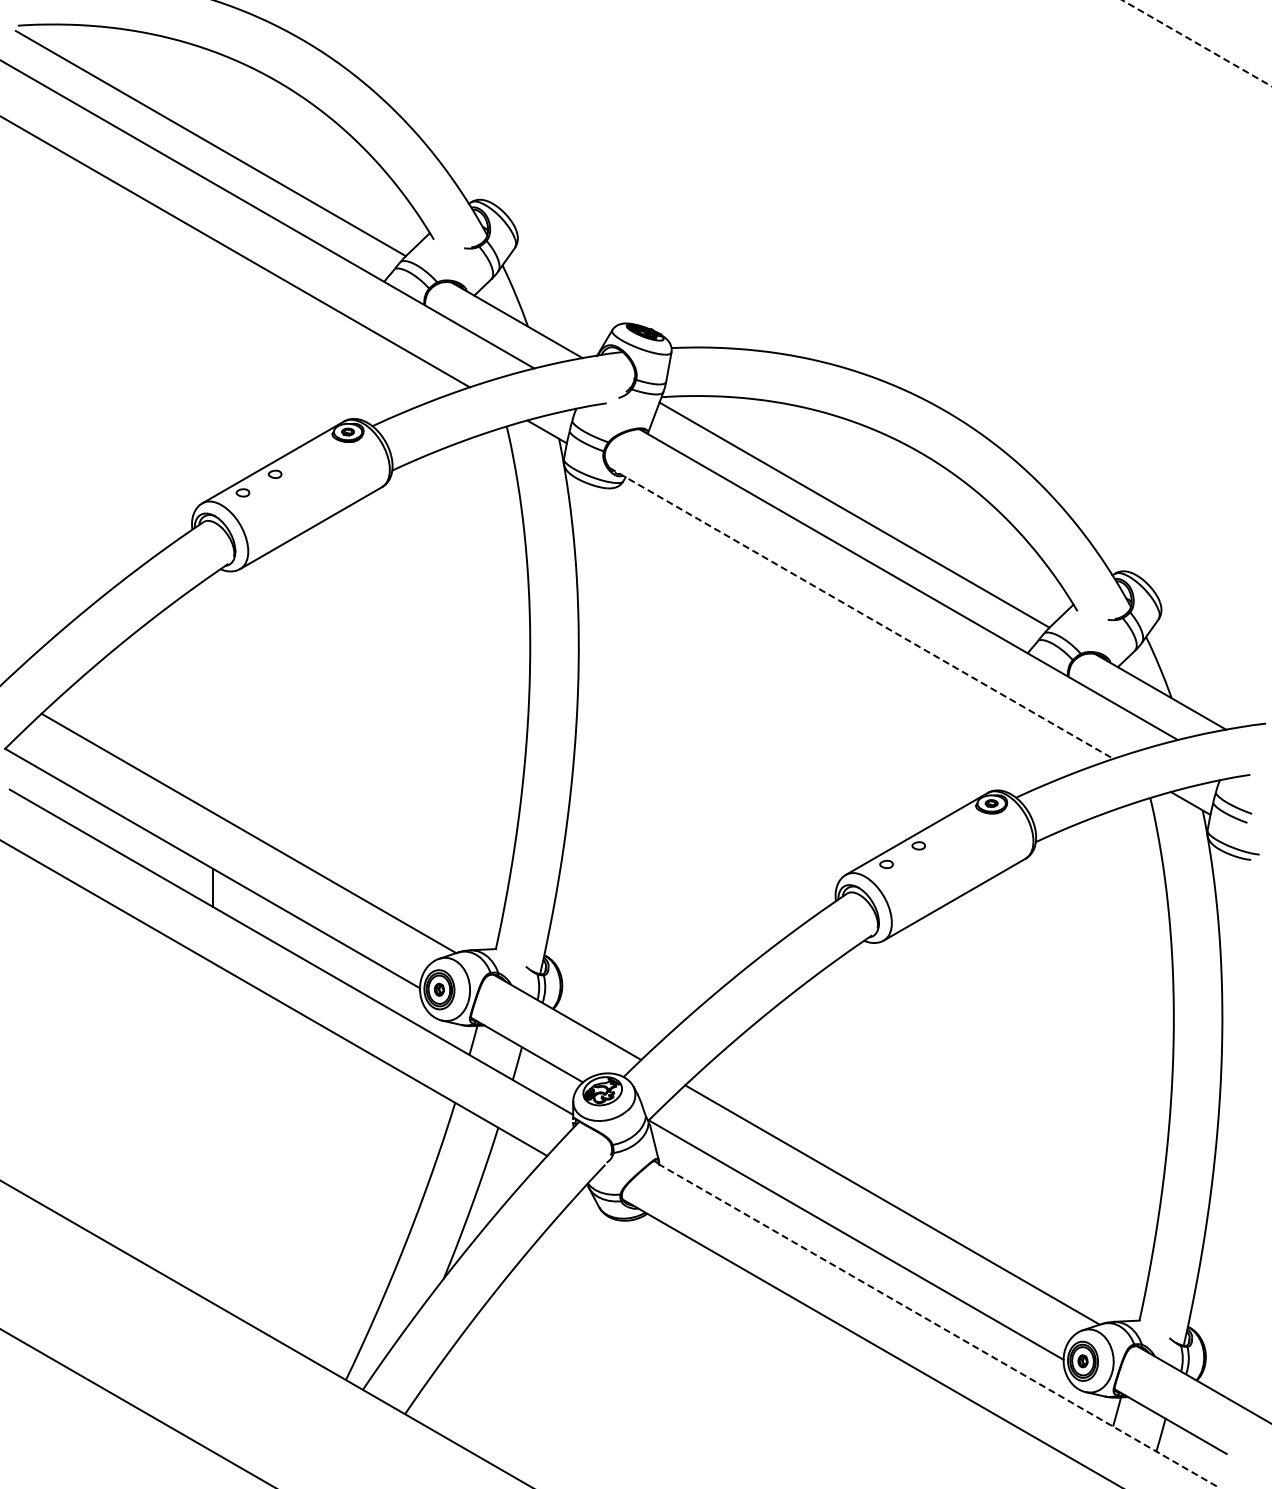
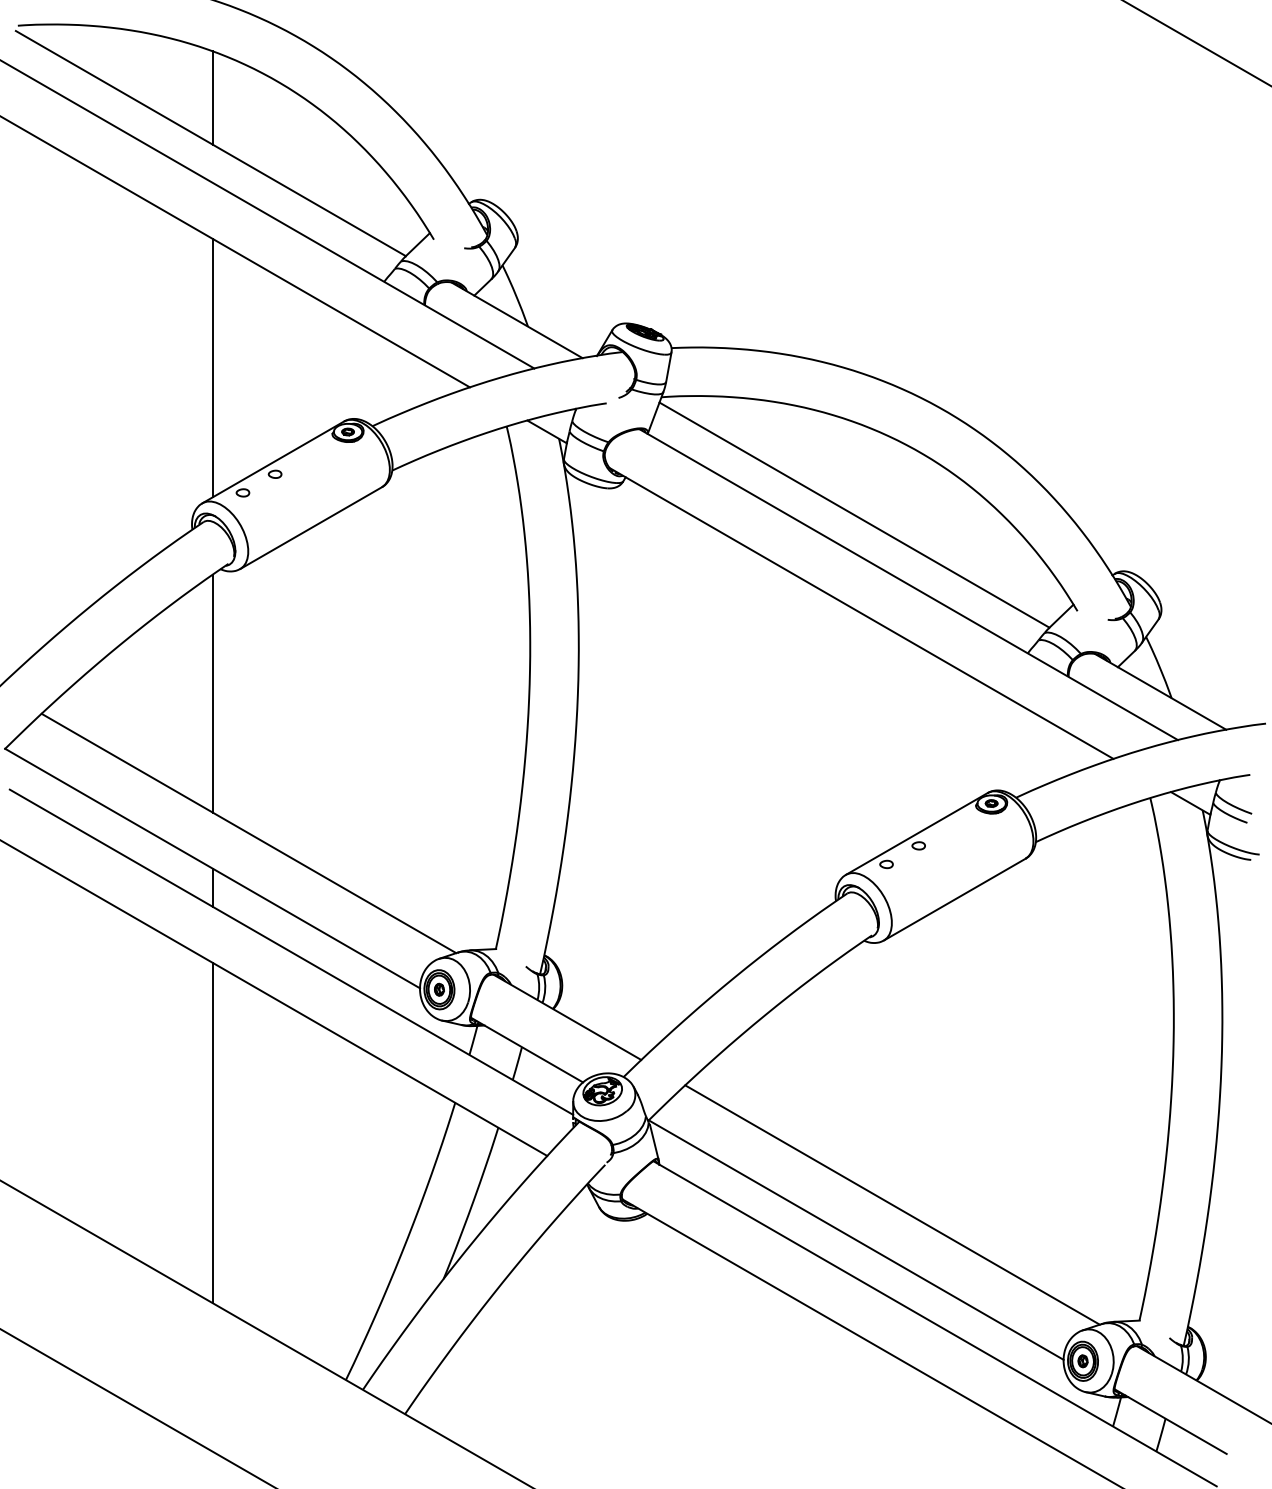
line: dashed -> solid (1197, 43)
line: none -> present (212, 97)
line: none -> present (212, 367)
line: dashed -> solid (861, 613)
line: none -> present (212, 693)
line: none -> present (212, 1132)
line: dashed -> solid (934, 1323)
